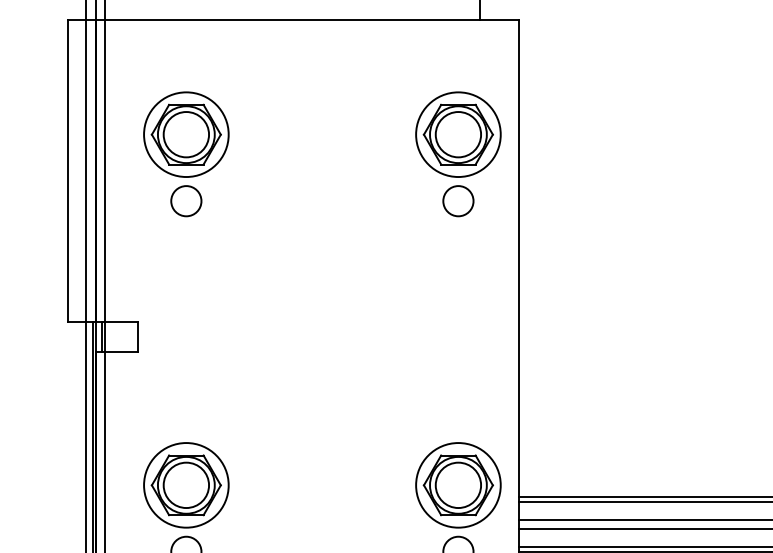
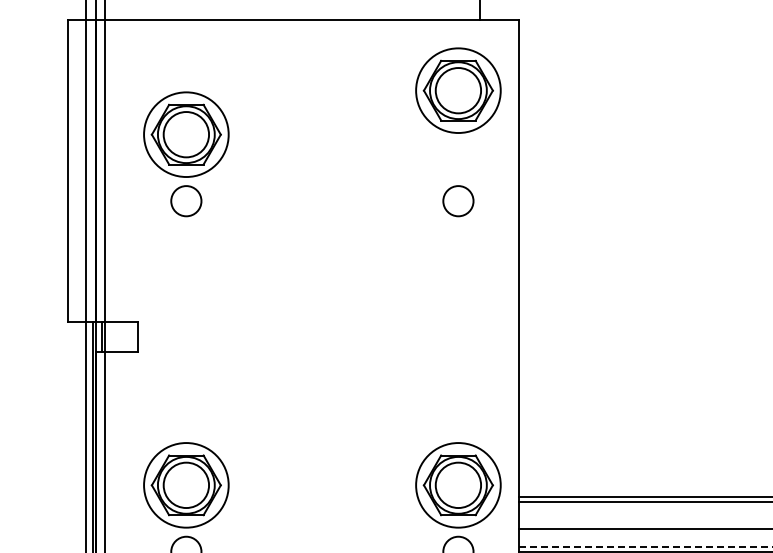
part position: (458, 134) -> (458, 90) (458, 90)
line: present -> none (643, 519)
line: solid -> dashed (645, 547)
